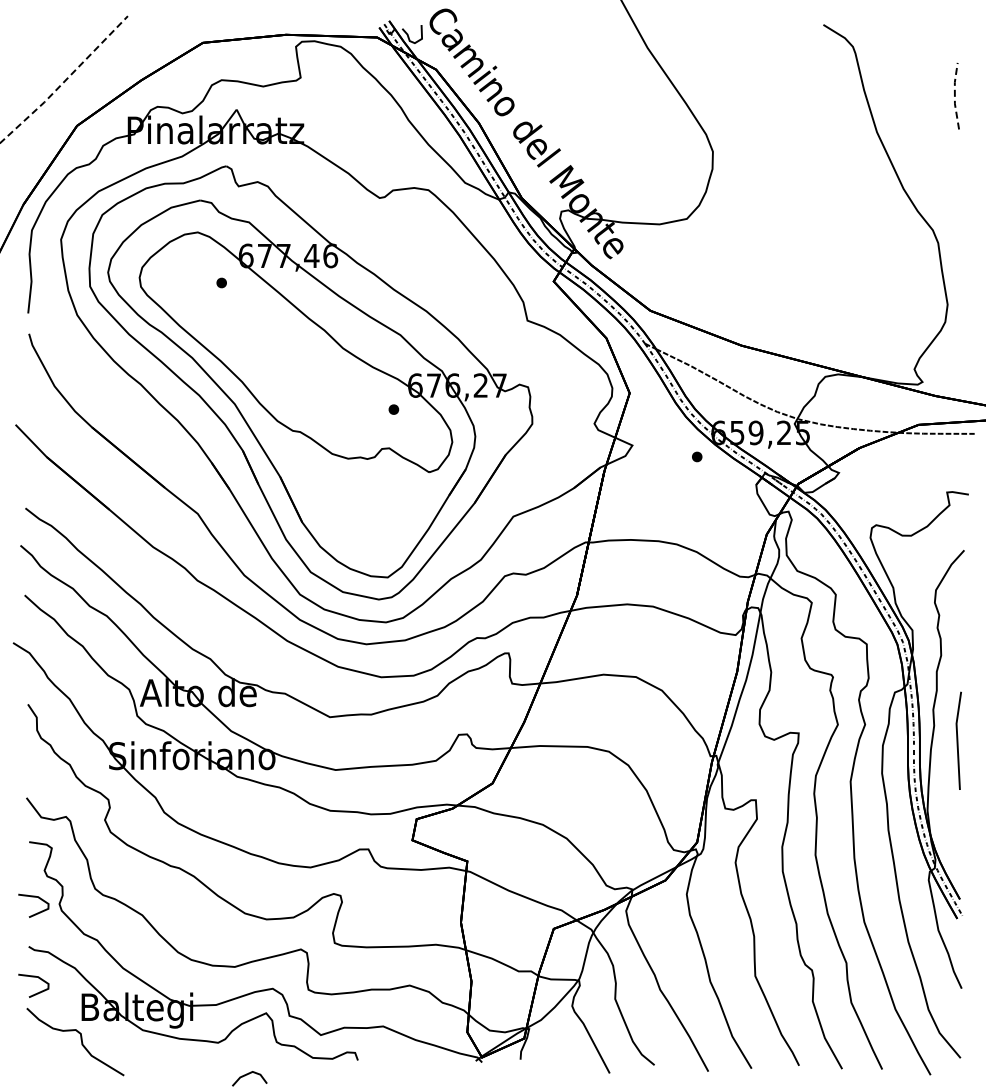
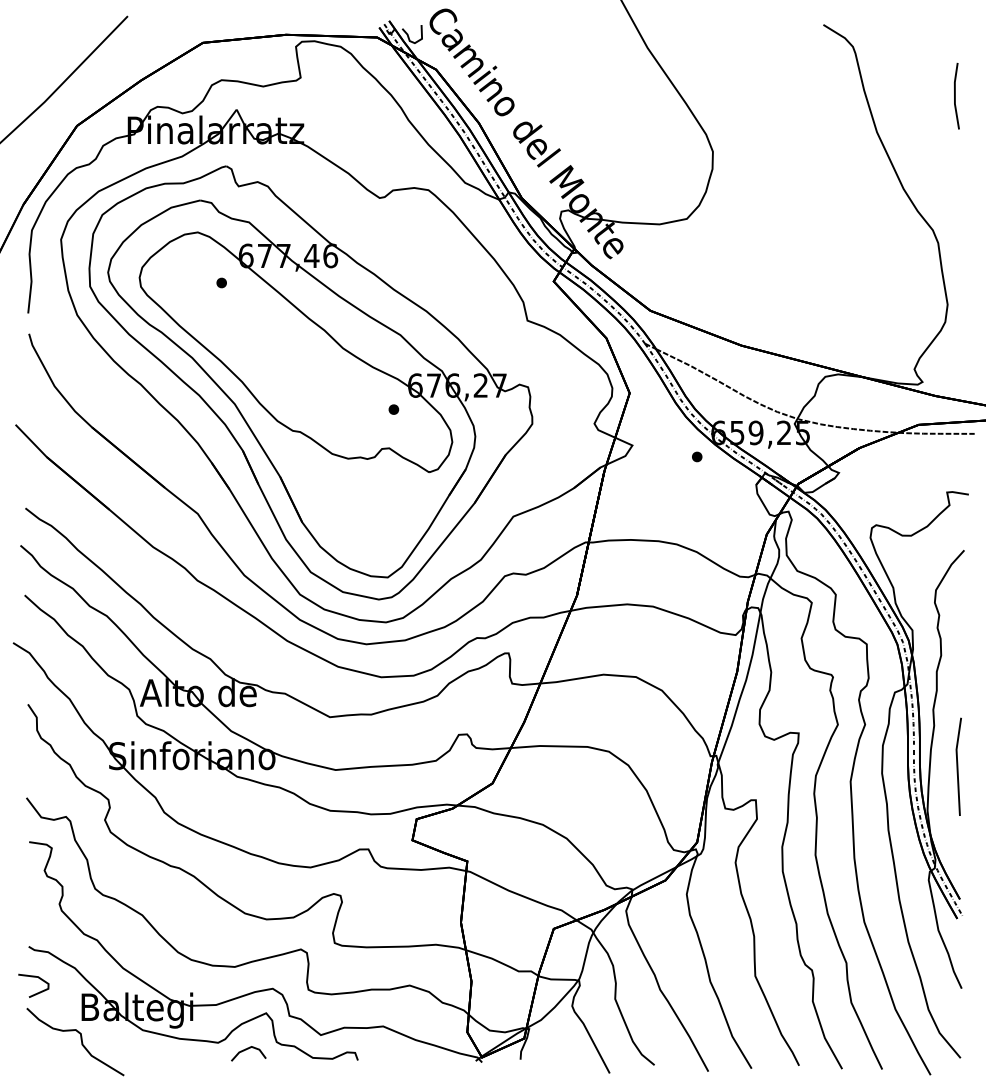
line: dashed -> solid (64, 81)
line: dashed -> solid (954, 96)
line position: (958, 740) -> (958, 766) (958, 766)
line: present -> none (33, 897)
line position: (247, 1075) -> (246, 1050) (246, 1050)
